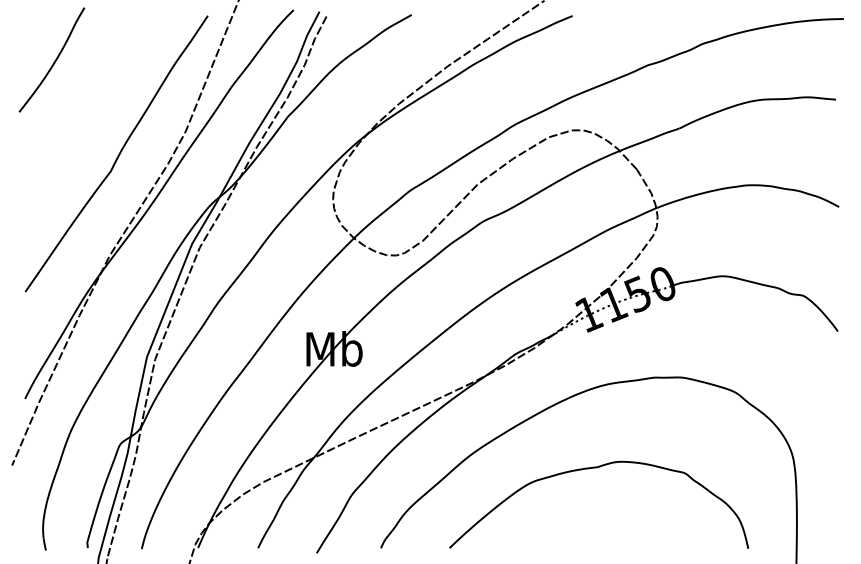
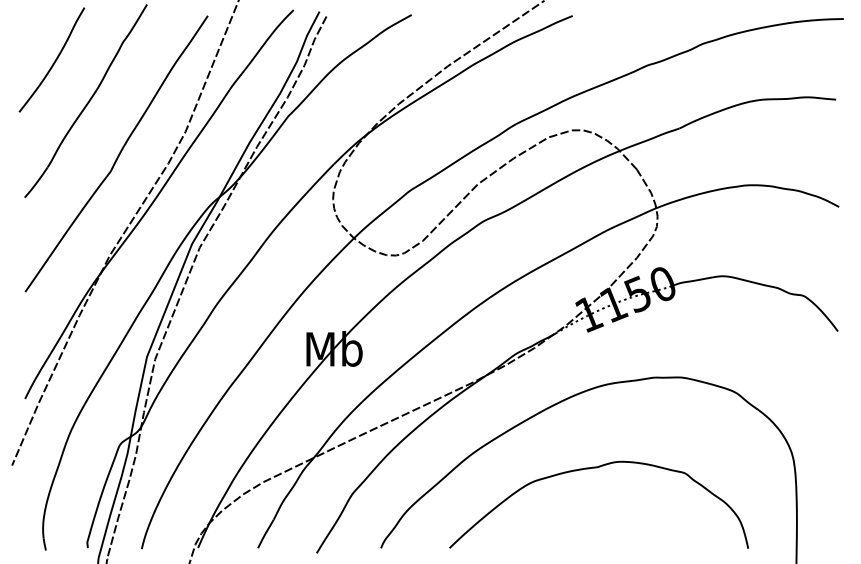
part: none -> present (85, 100)
